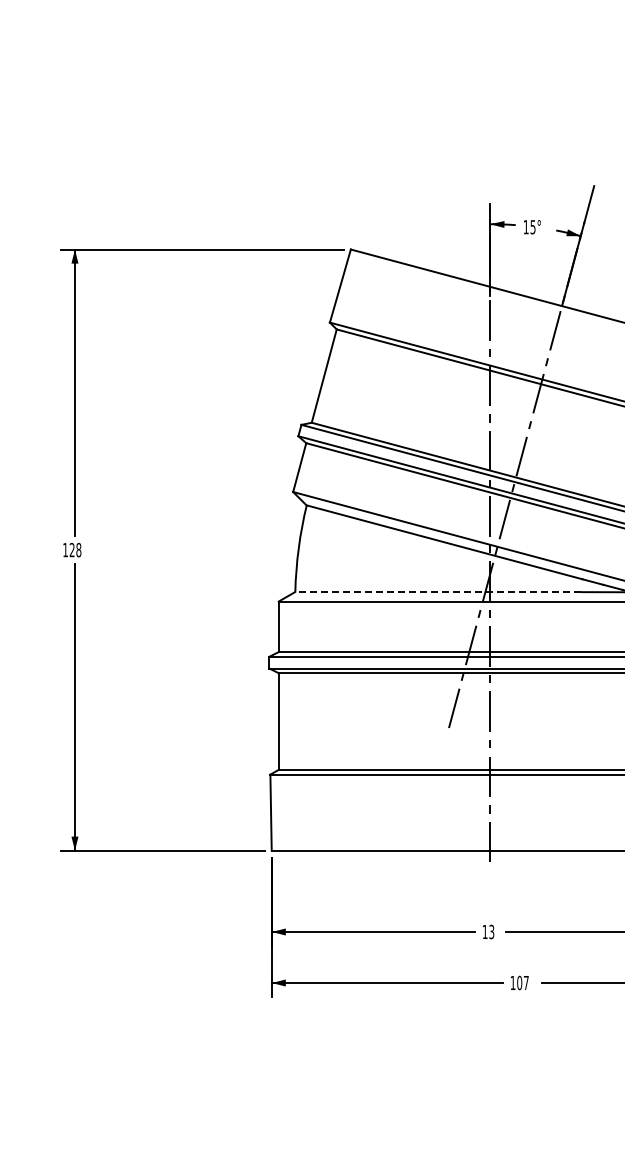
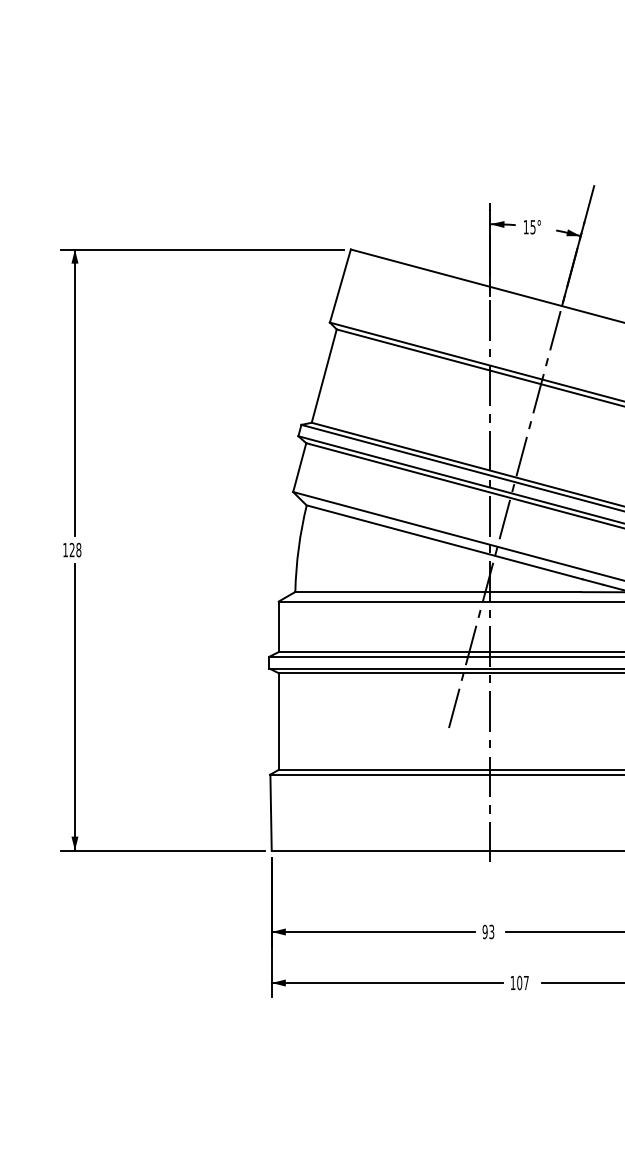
line: dashed -> solid (437, 592)
text: 13 -> 93 (484, 931)
